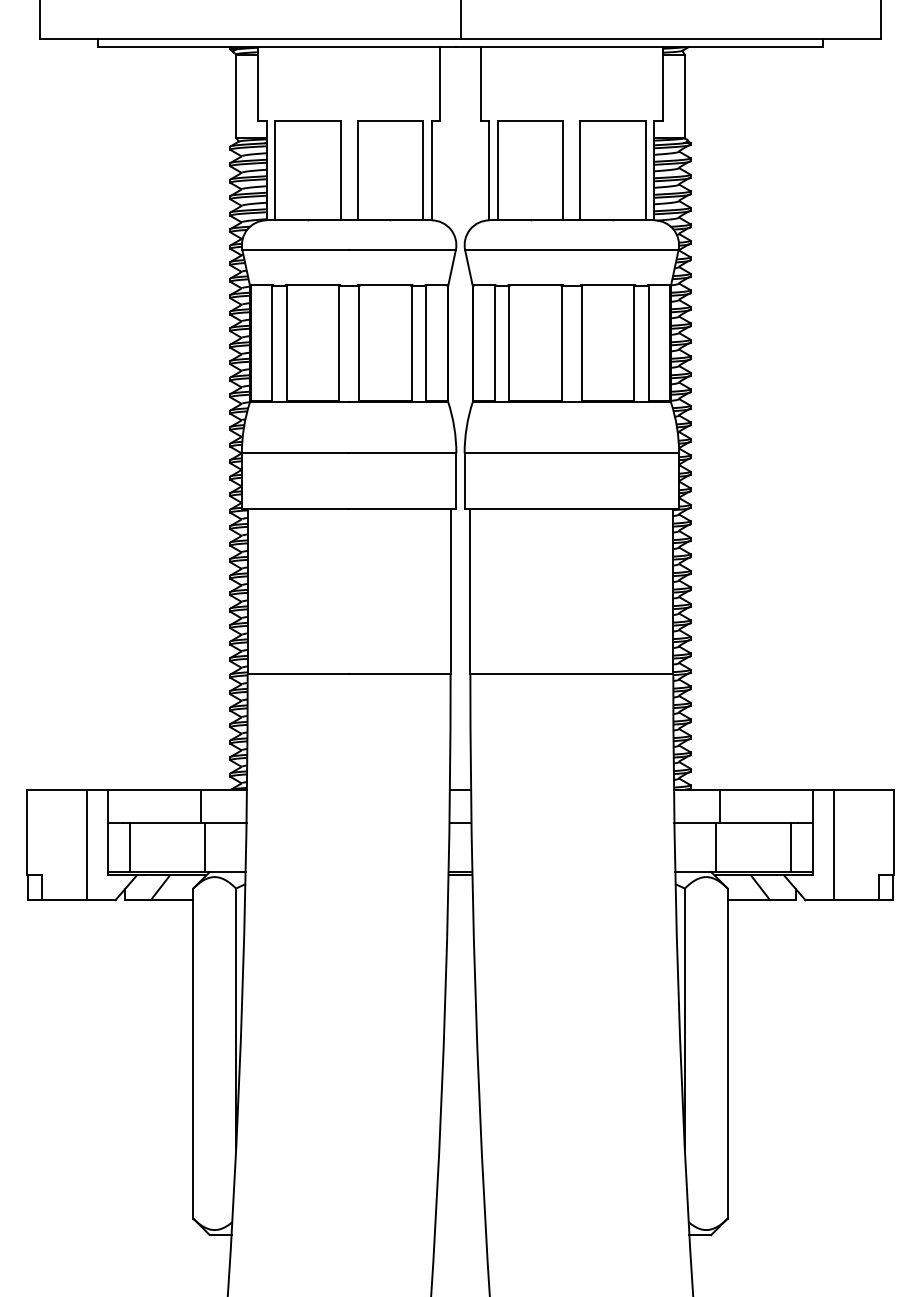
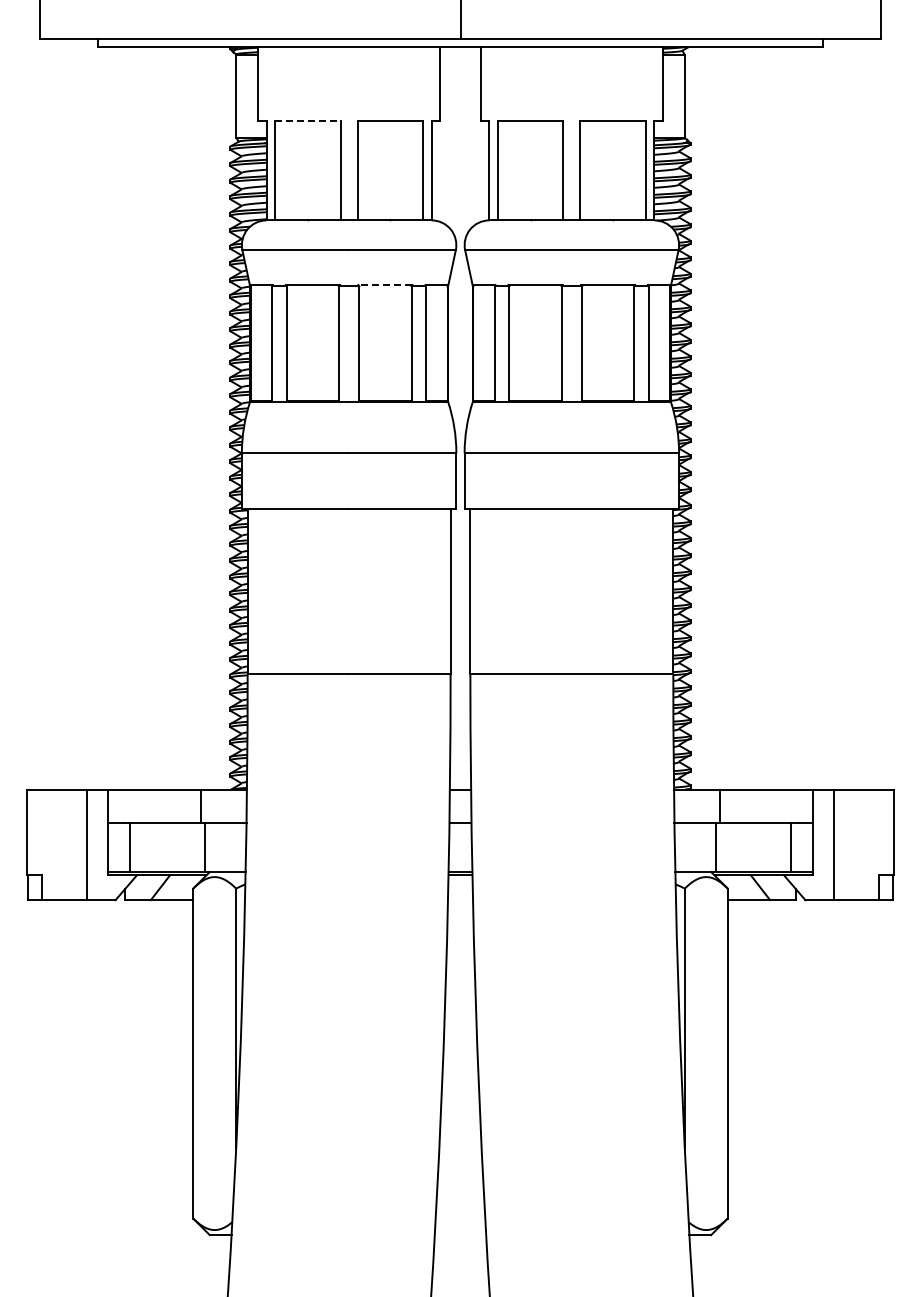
line: solid -> dashed (307, 121)
line: solid -> dashed (384, 285)
